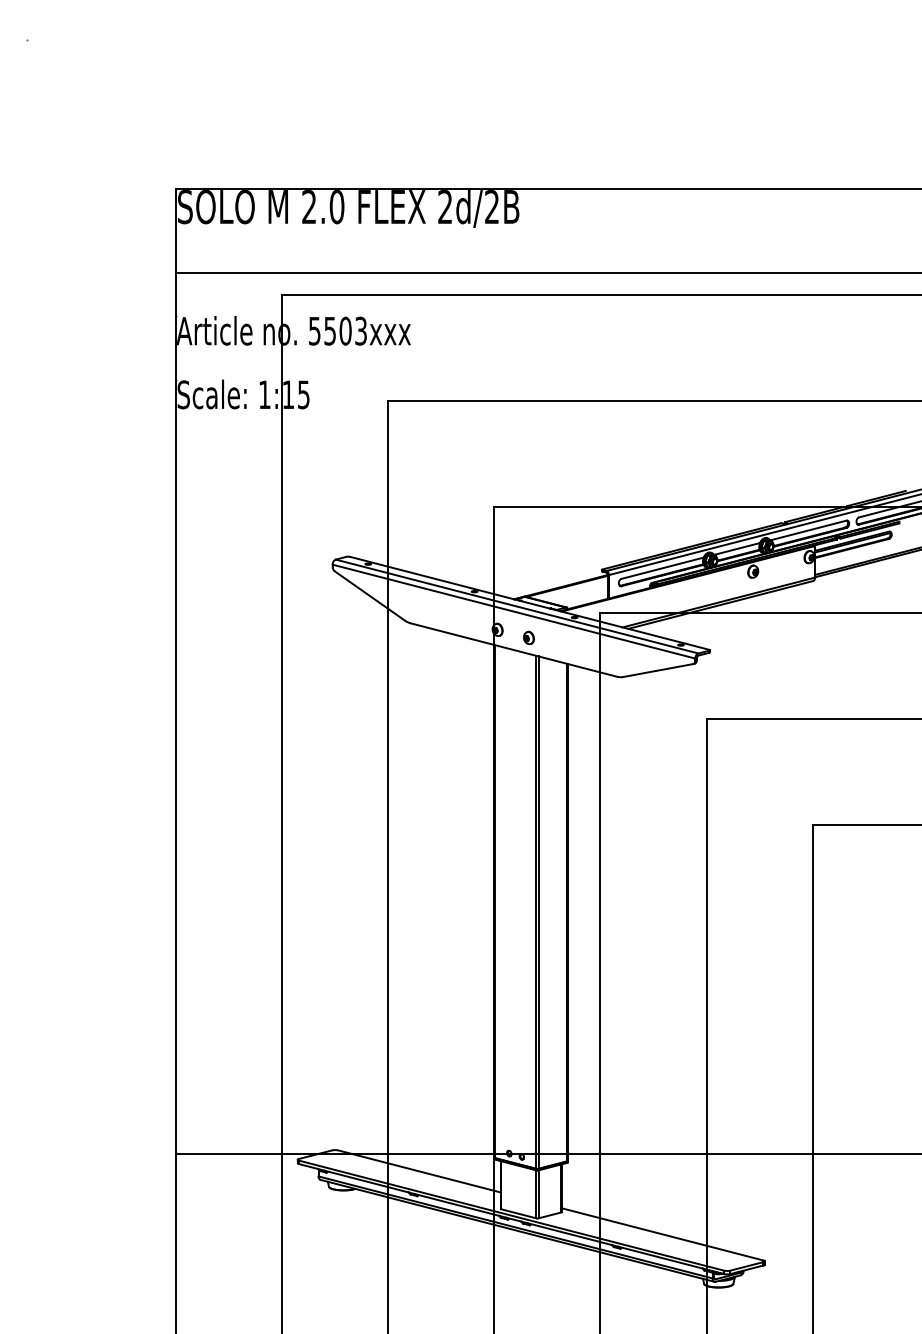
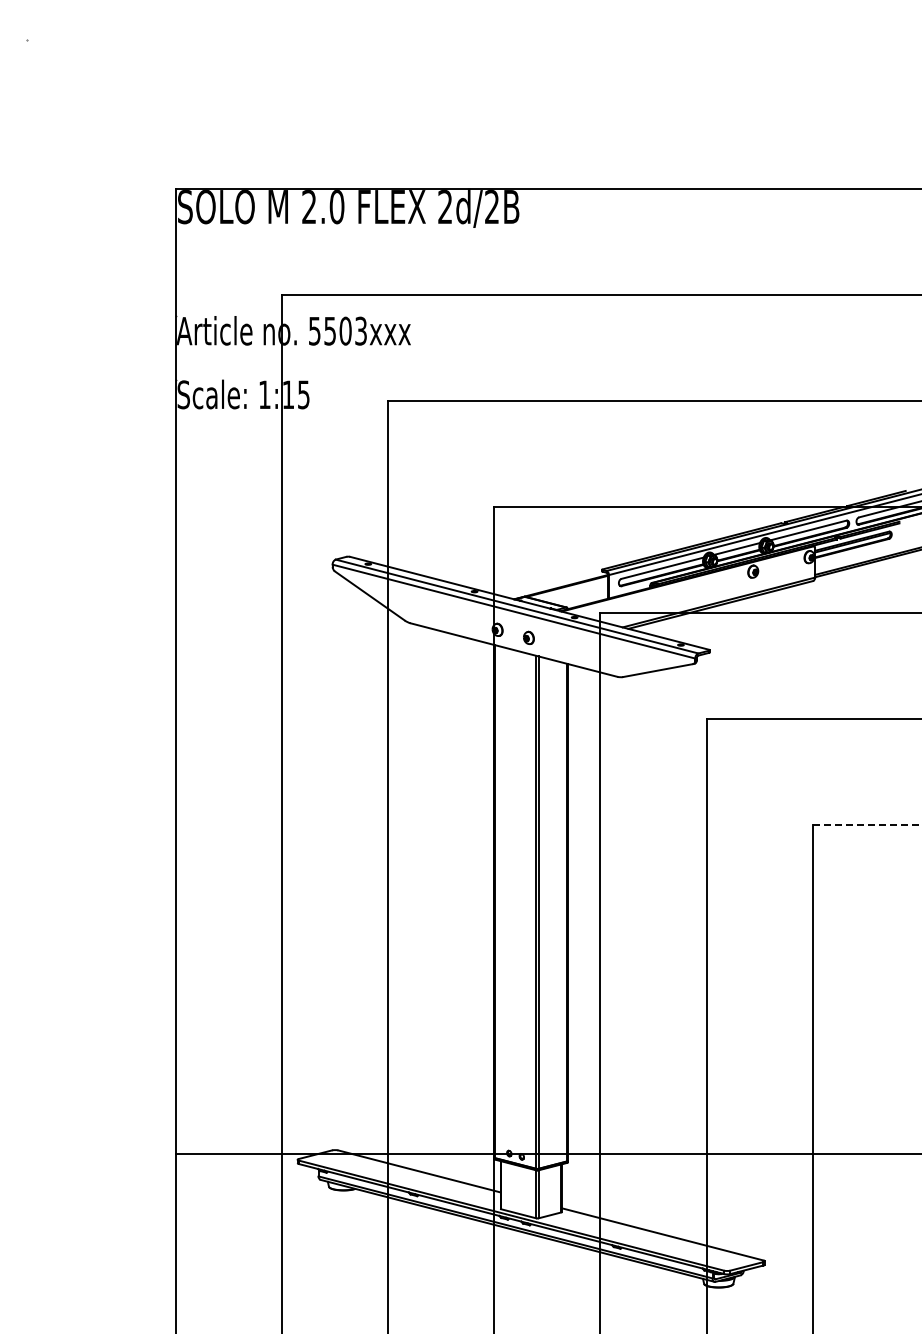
line: present -> none (547, 273)
line: solid -> dashed (867, 825)
